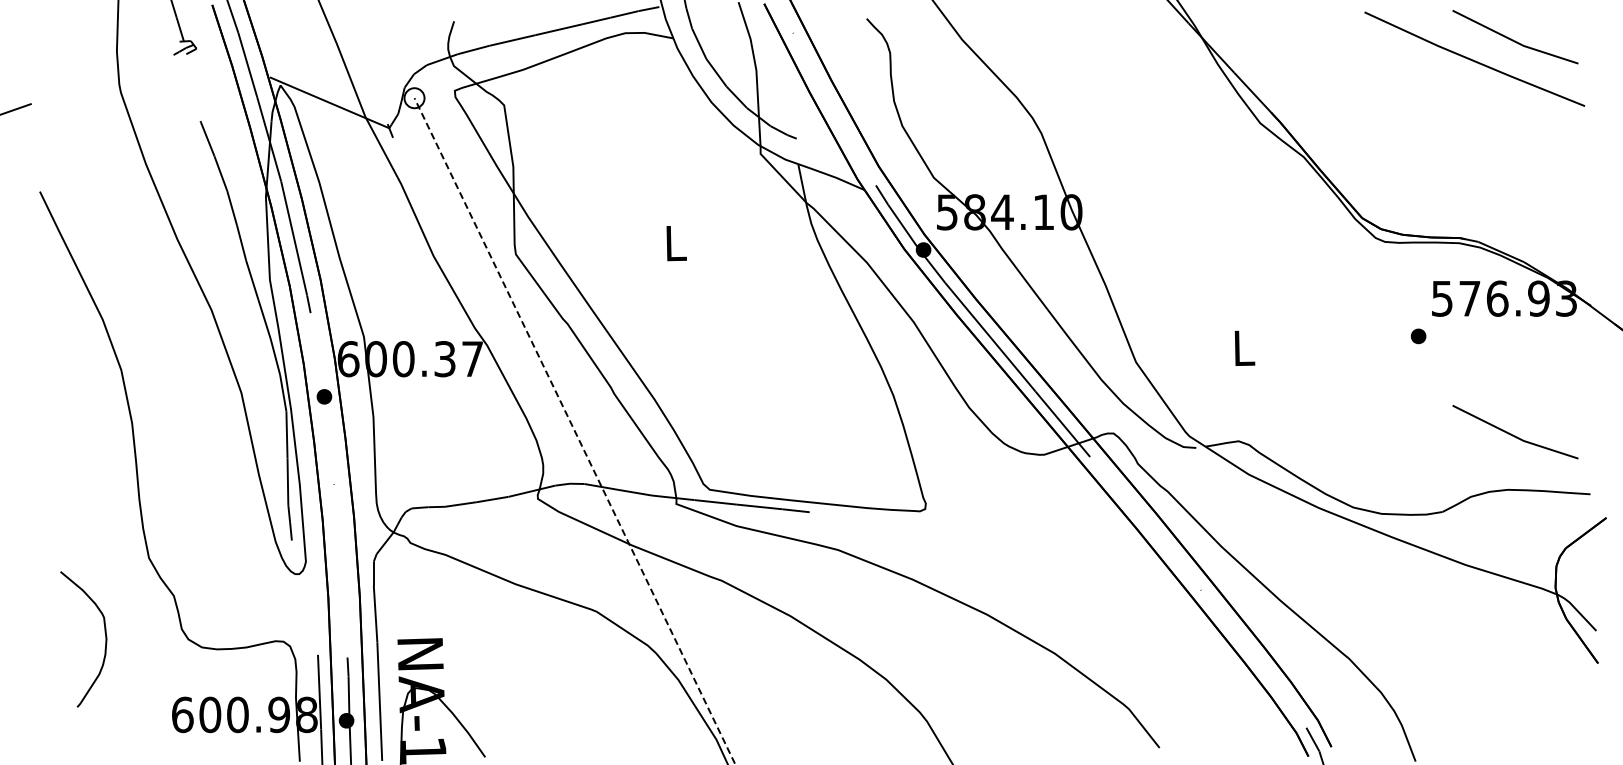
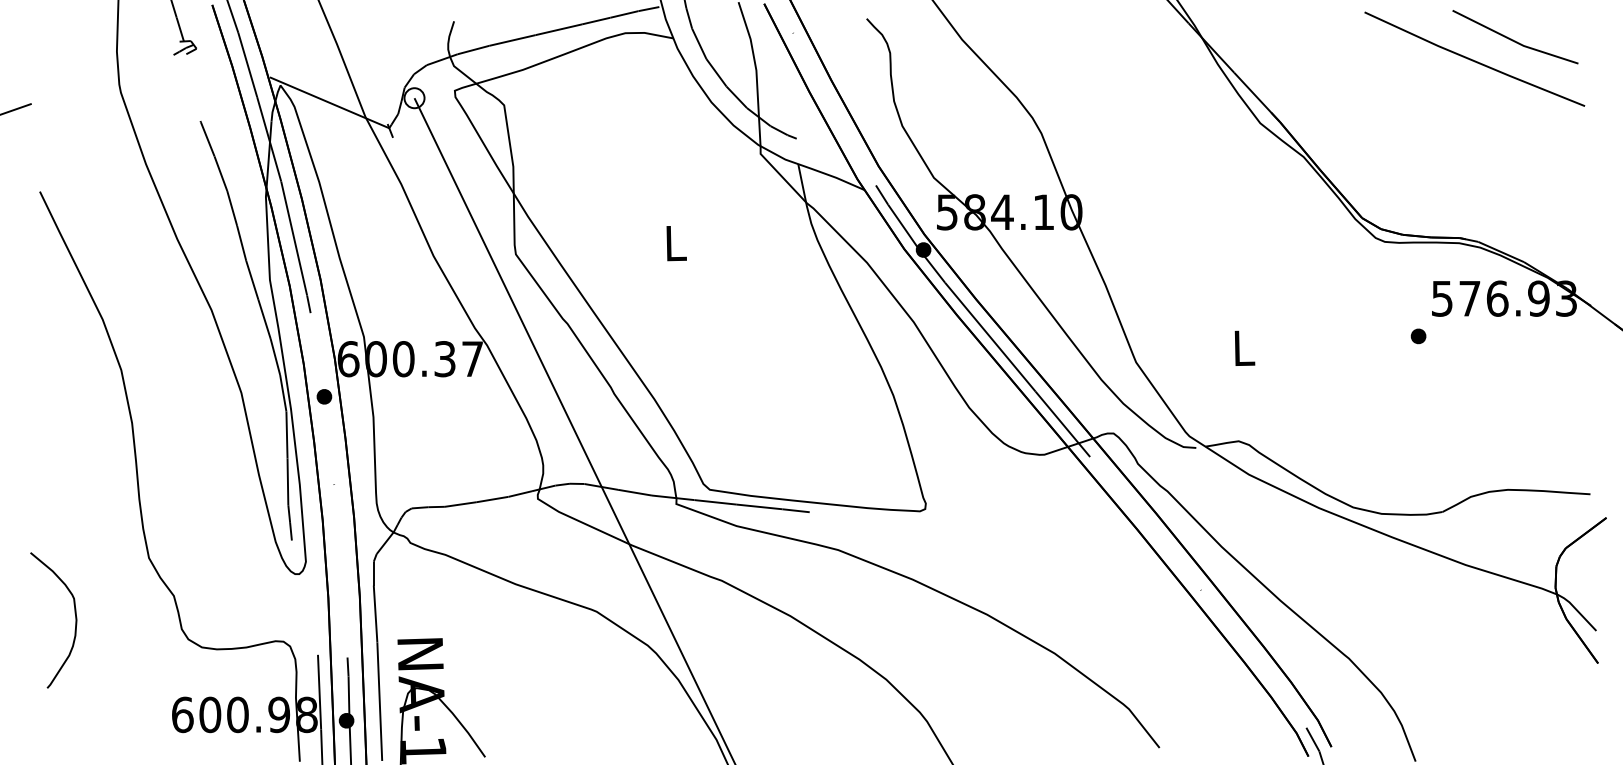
line: dashed -> solid (575, 431)
line: present -> none (1513, 434)
curve position: (105, 639) -> (75, 620) (75, 620)
